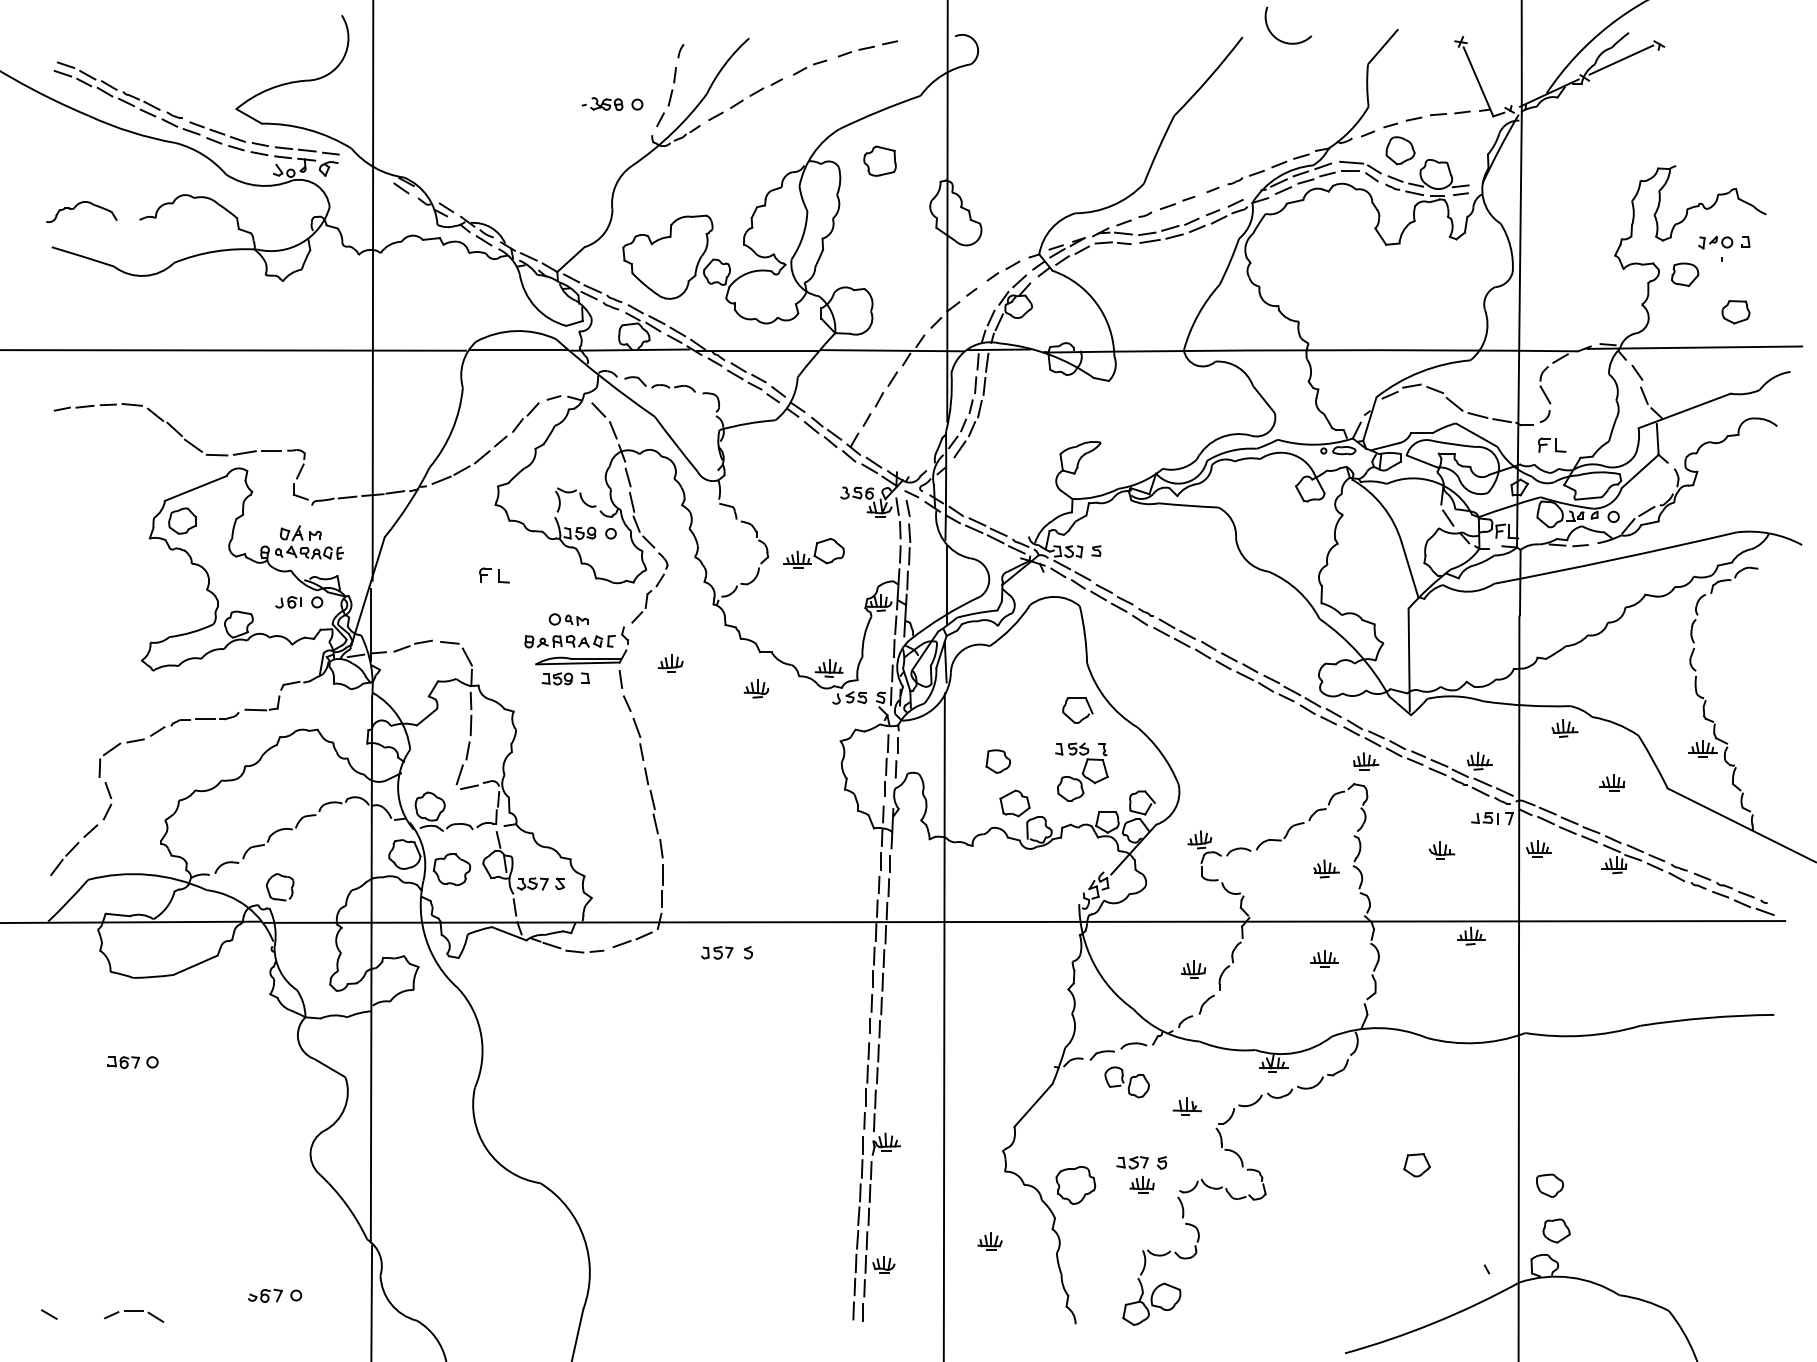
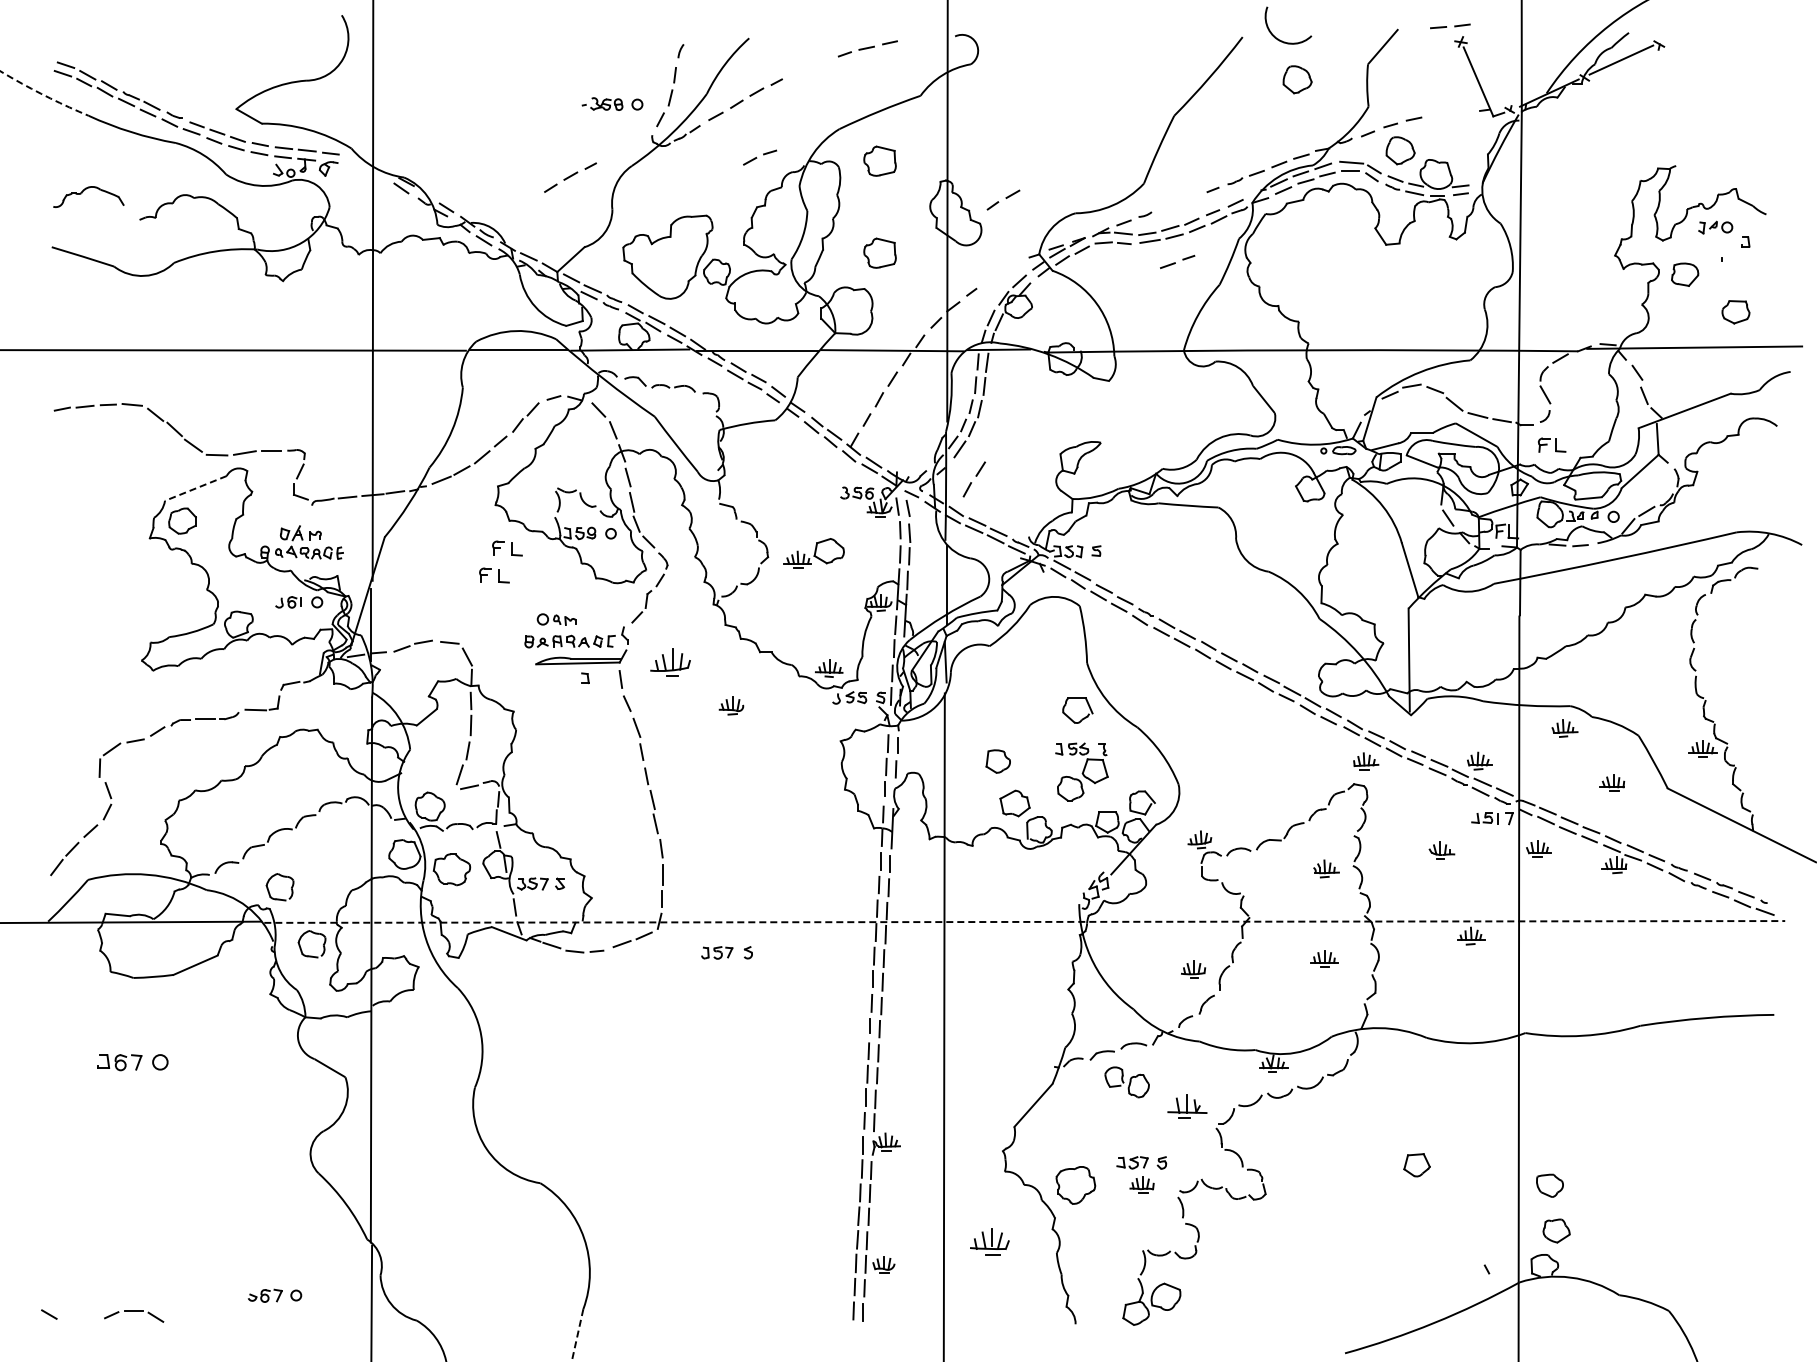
part position: (810, 67) -> (760, 157) (760, 157)
part: none -> present (1297, 79)
arc: solid -> dashed (43, 94)
part position: (1450, 113) -> (1450, 26) (1450, 26)
part: none -> present (570, 177)
part position: (1177, 202) -> (1177, 261) (1177, 261)
part position: (78, 205) -> (85, 190) (85, 190)
part position: (1715, 242) -> (1715, 227) (1715, 227)
part: none -> present (879, 252)
part position: (1003, 270) -> (1003, 199) (1003, 199)
part: none -> present (973, 479)
line: solid -> dashed (195, 488)
part: none -> present (507, 548)
part position: (568, 619) -> (556, 619) (556, 619)
part size: 27x19 px -> 41x29 px (670, 662)
part: present -> none (557, 678)
part position: (756, 688) -> (731, 705) (731, 705)
line: solid -> dashed (1025, 921)
part: none -> present (301, 947)
part size: 52x13 px -> 72x18 px (132, 1062)
part size: 30x19 px -> 41x25 px (1187, 1106)
part size: 26x19 px -> 40x28 px (989, 1241)
line: solid -> dashed (577, 1335)
